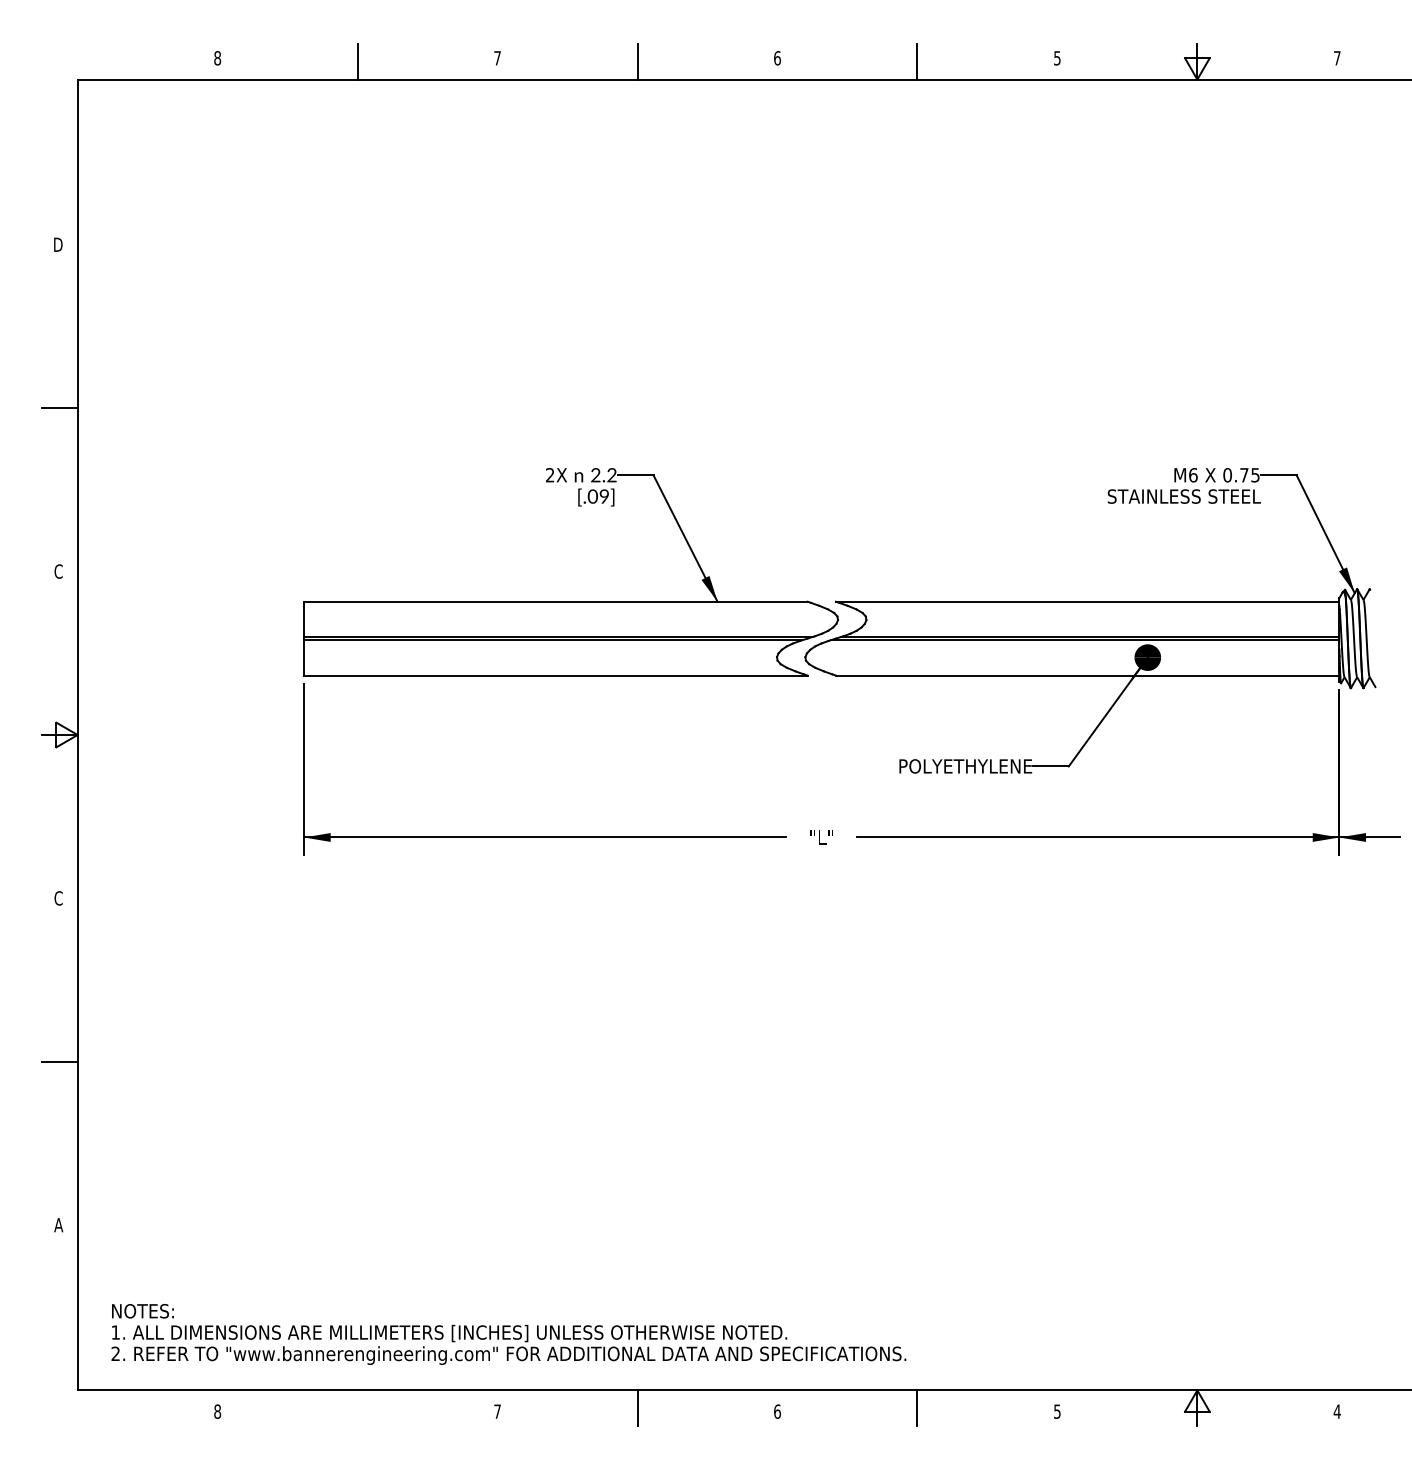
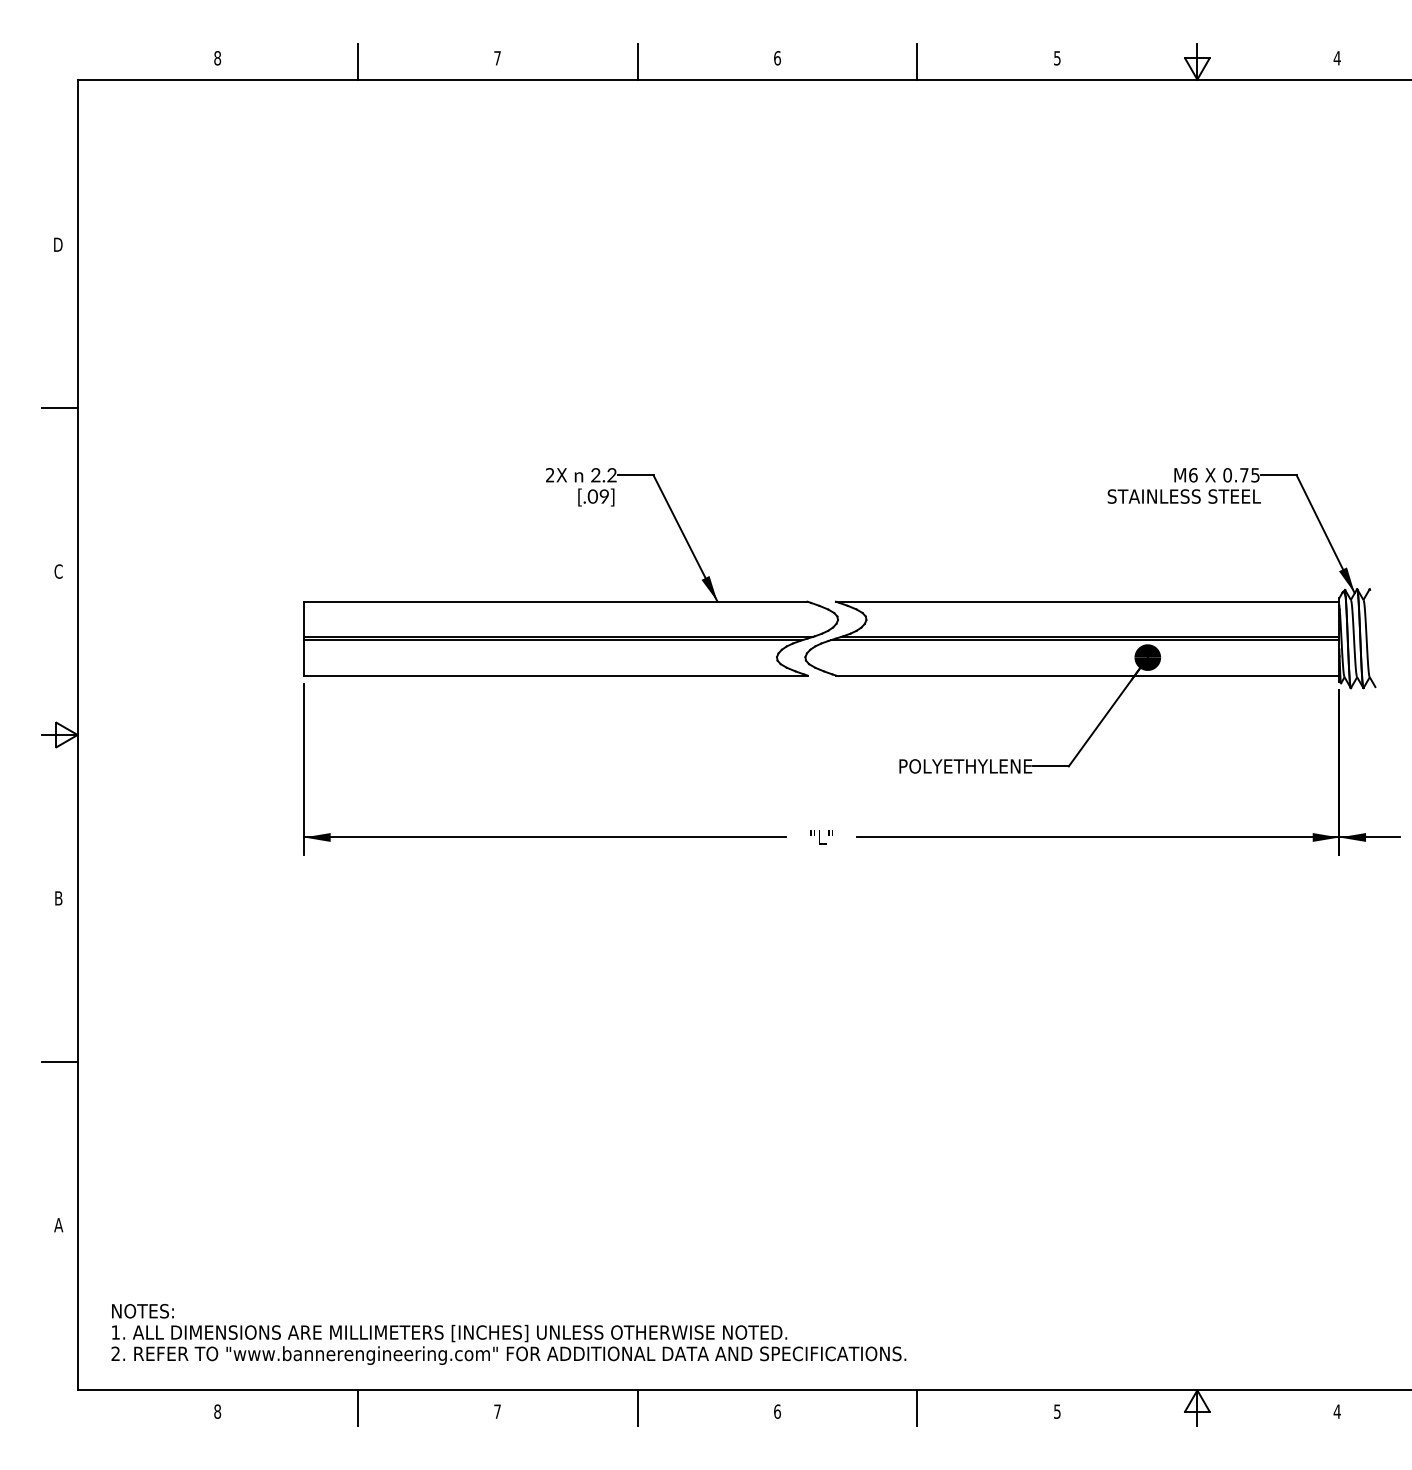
text: 7 -> 4 (1336, 58)
text: C -> B (58, 898)
line: none -> present (357, 1407)
